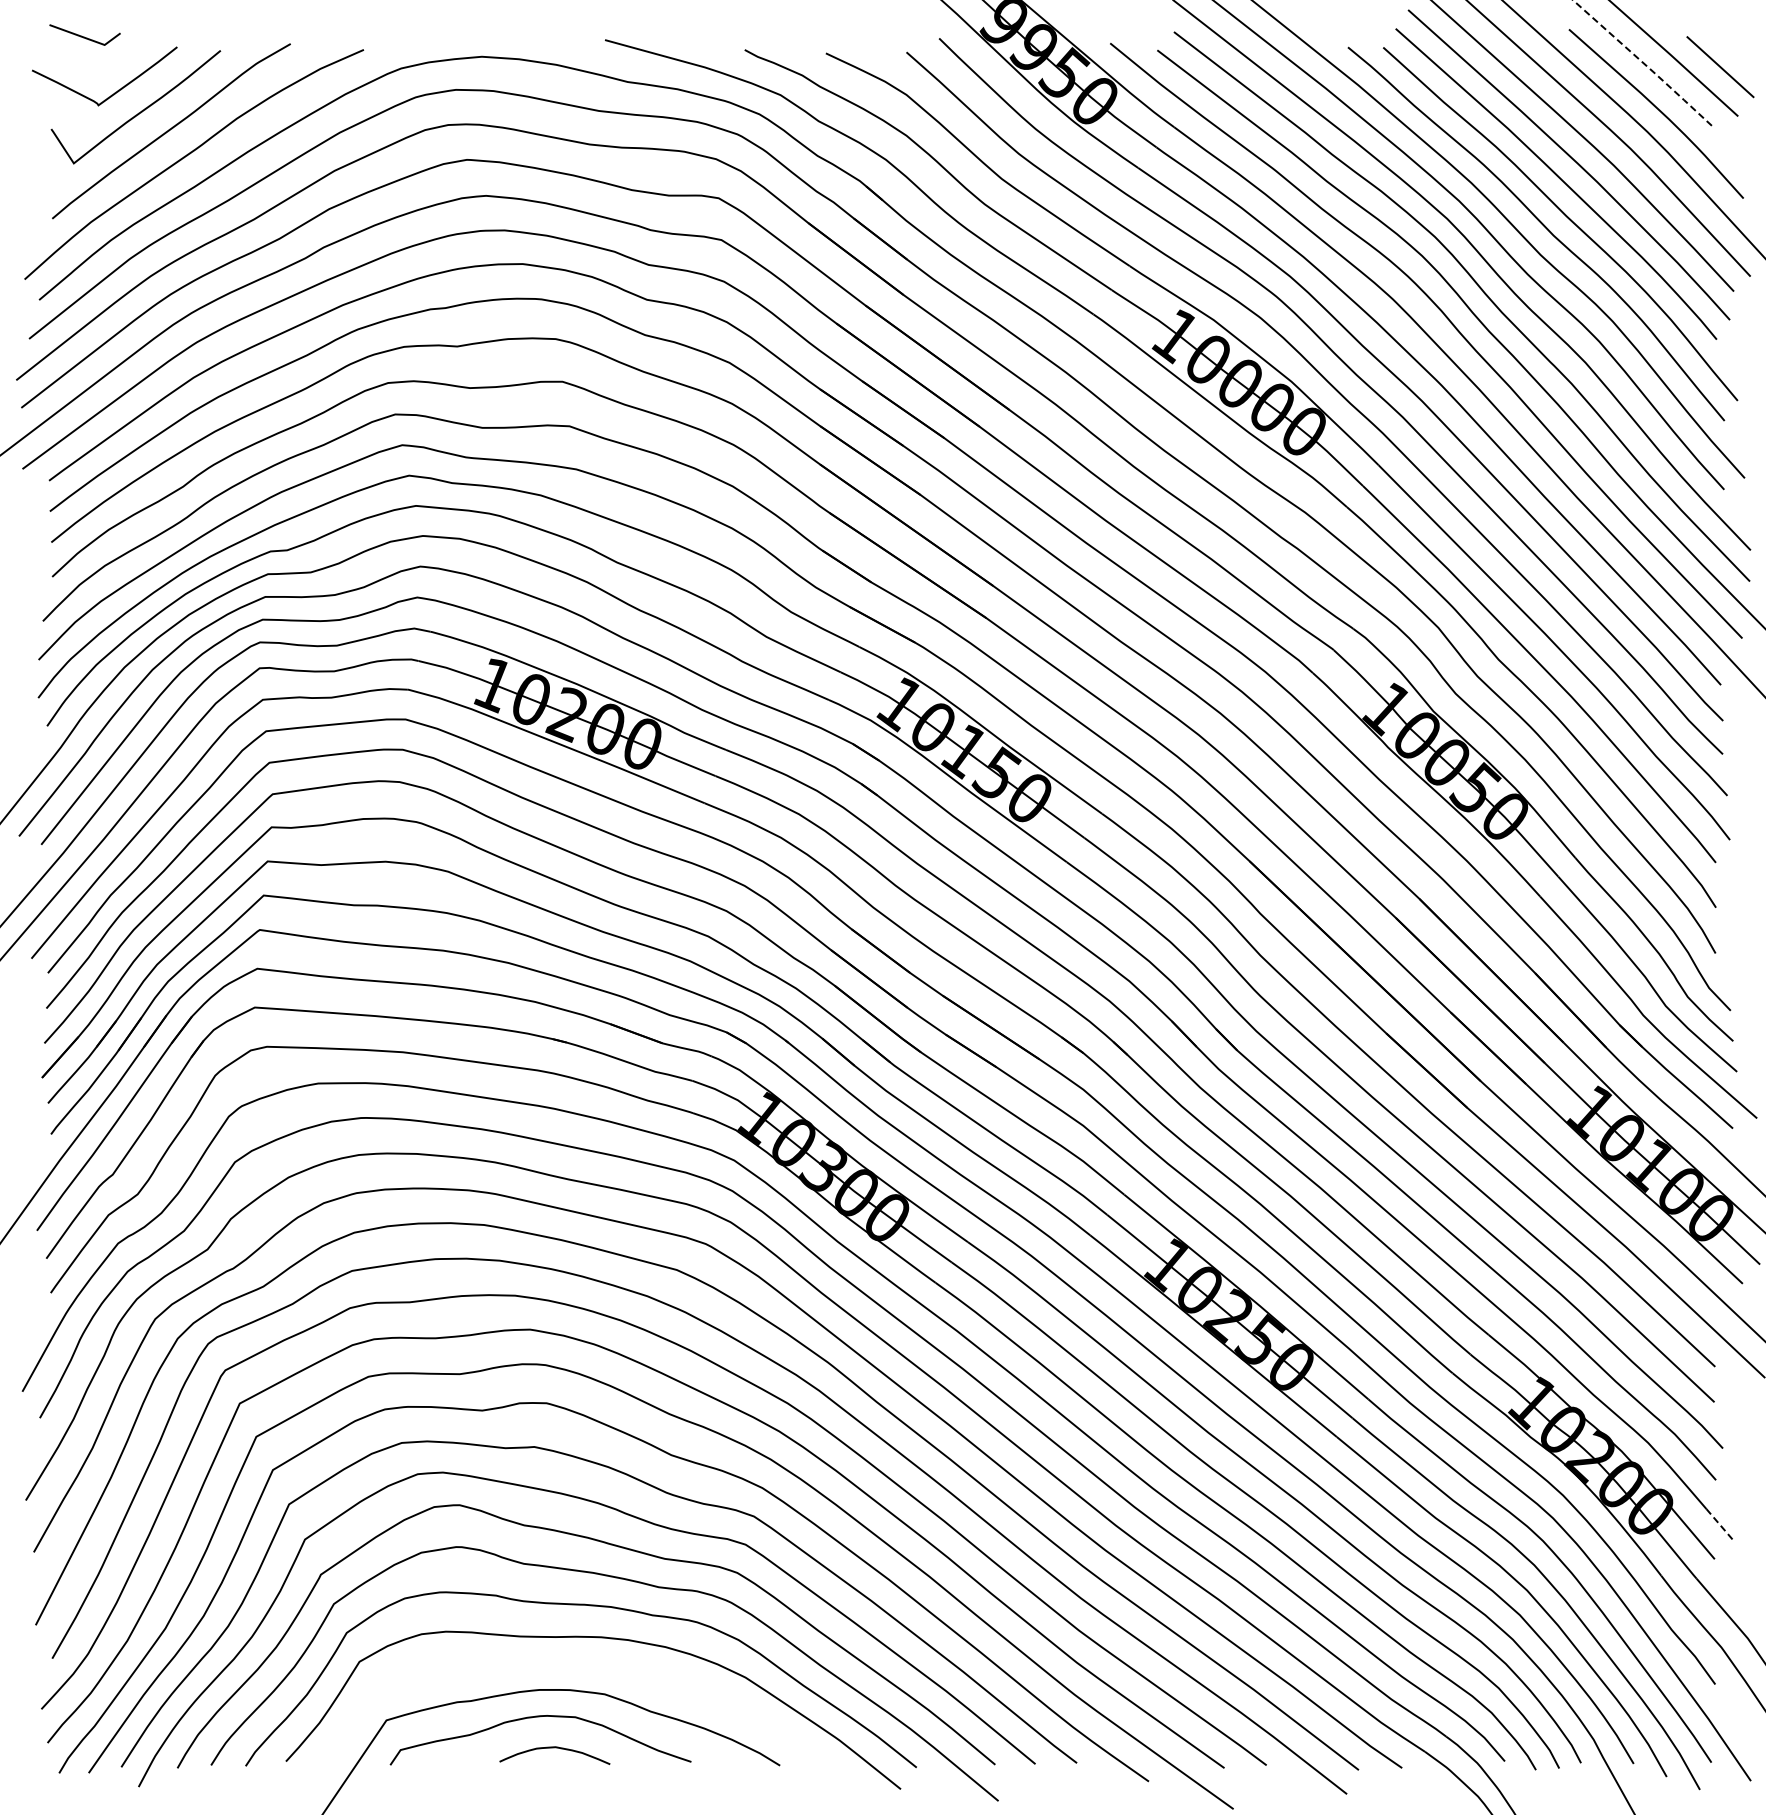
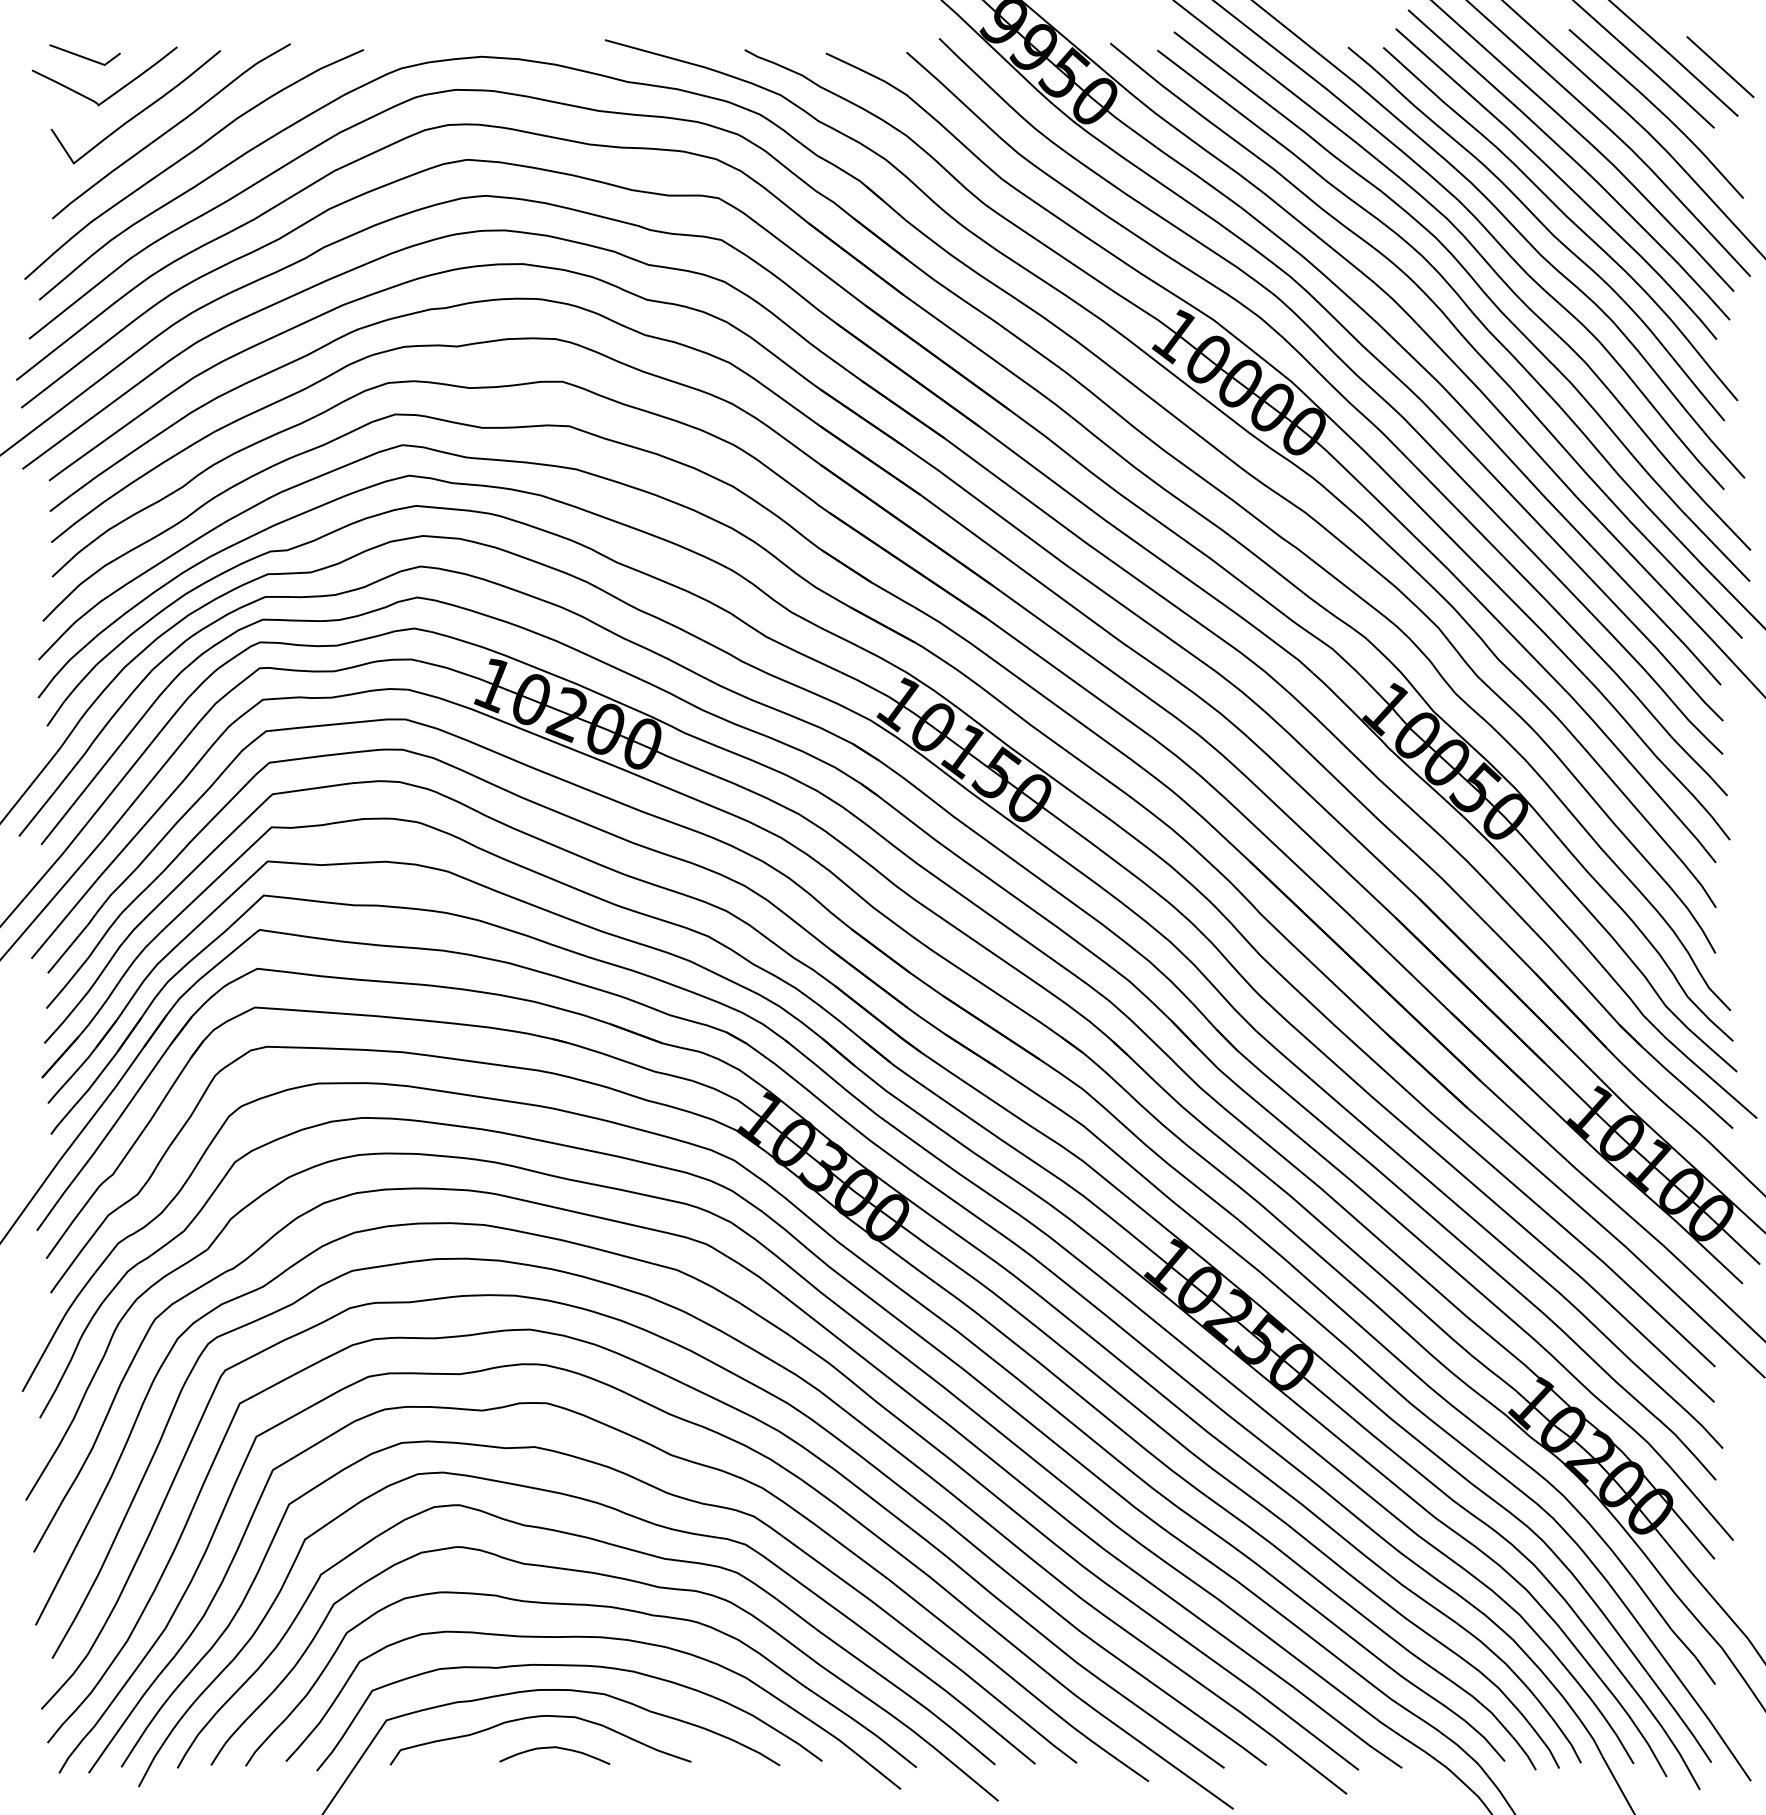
line position: (84, 36) -> (84, 56) (84, 56)
line: dashed -> solid (1645, 64)
line: dashed -> solid (1720, 1524)
curve: none -> present (569, 1666)
